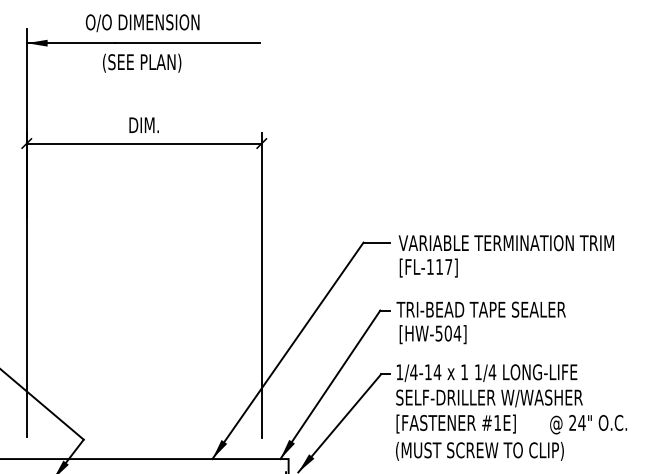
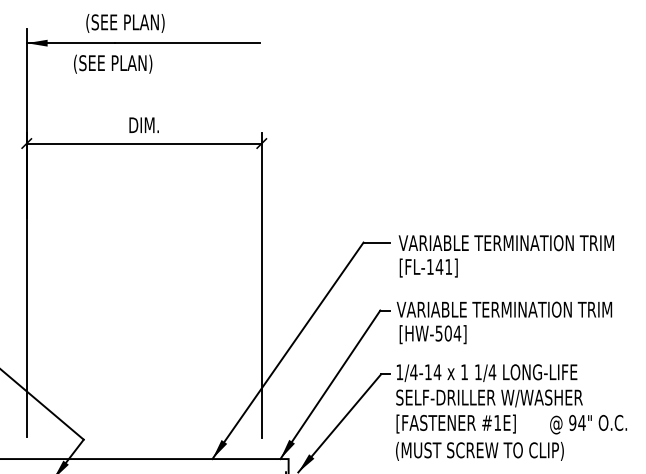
text: O/O DIMENSION -> (SEE PLAN) (142, 23)
text position: (142, 62) -> (113, 63) (113, 63)
text: [FL-117] -> [FL-141] (443, 266)
text: TRI-BEAD TAPE SEALER -> VARIABLE TERMINATION TRIM (504, 309)
text: 24" -> 94" (572, 422)
